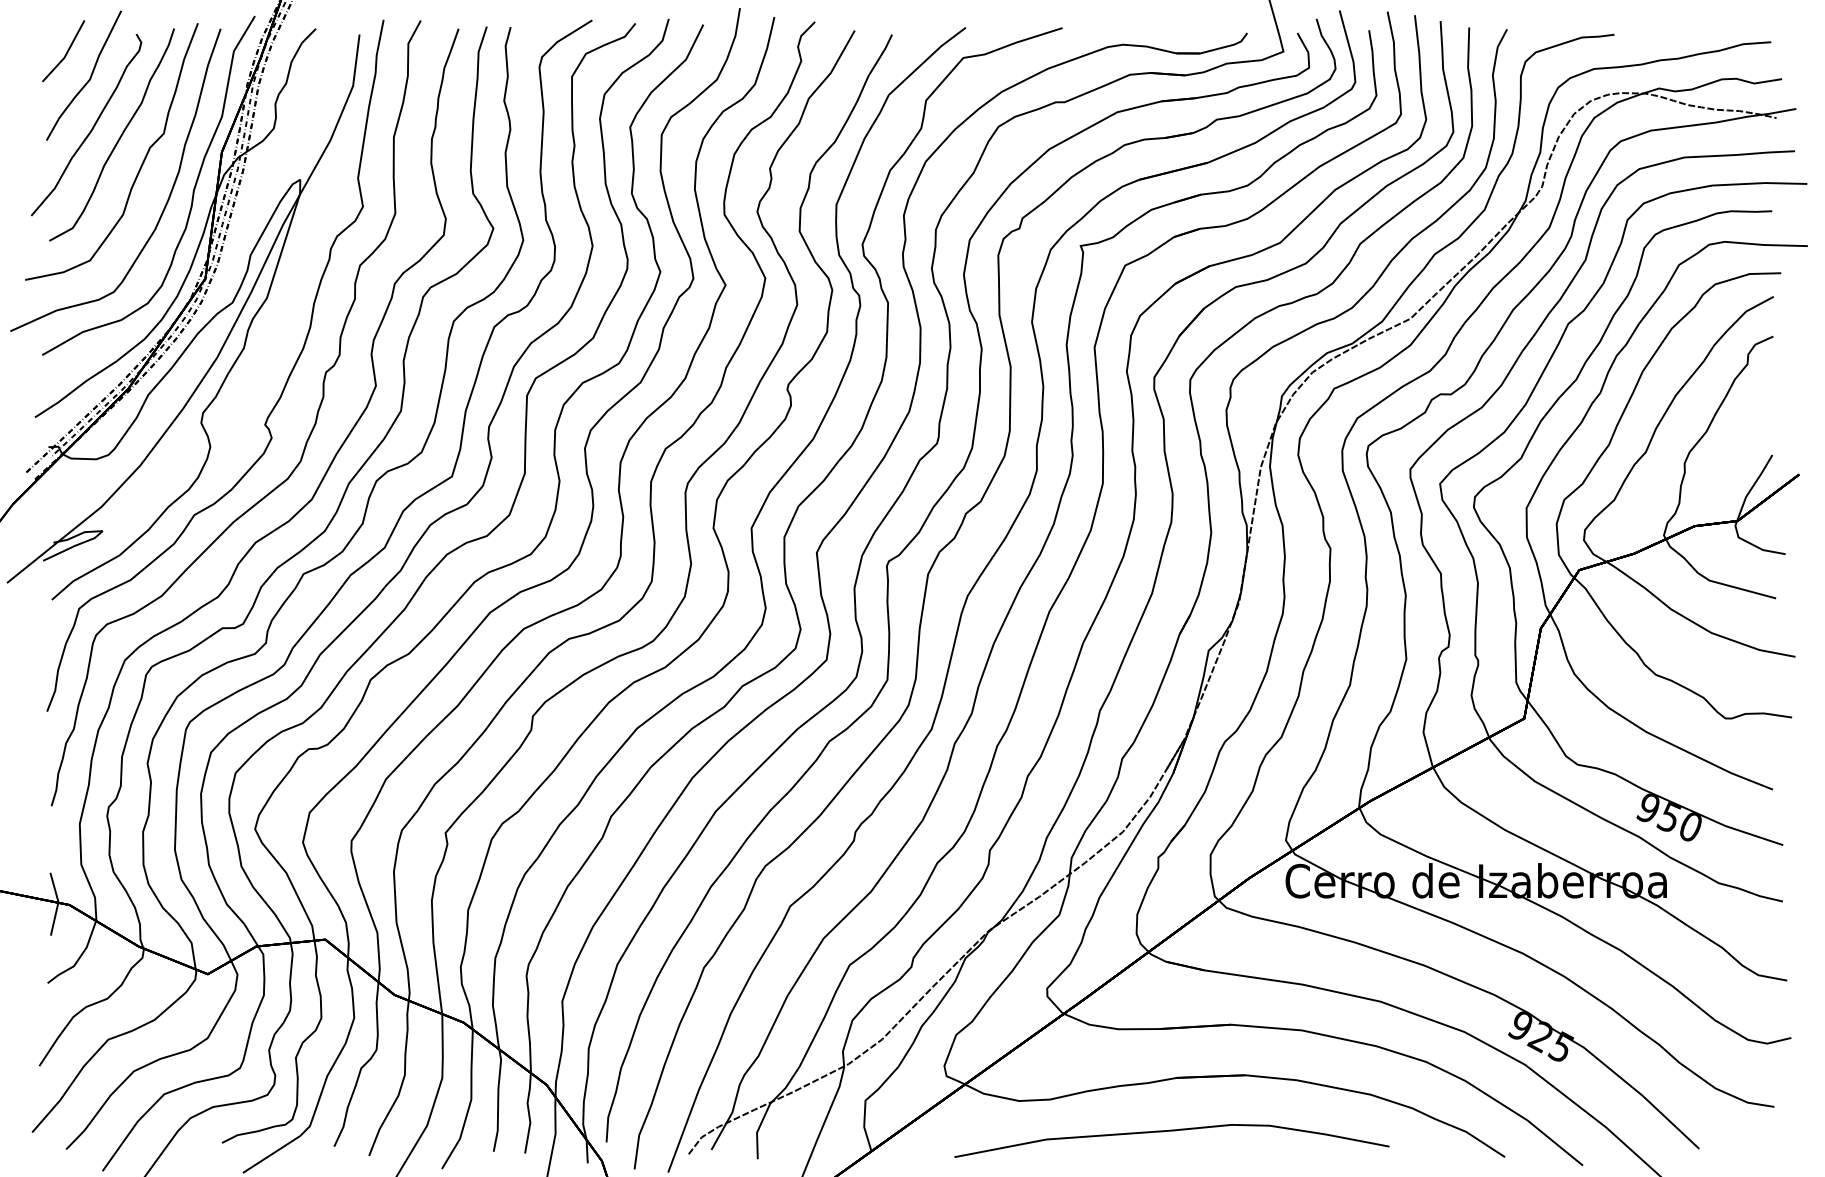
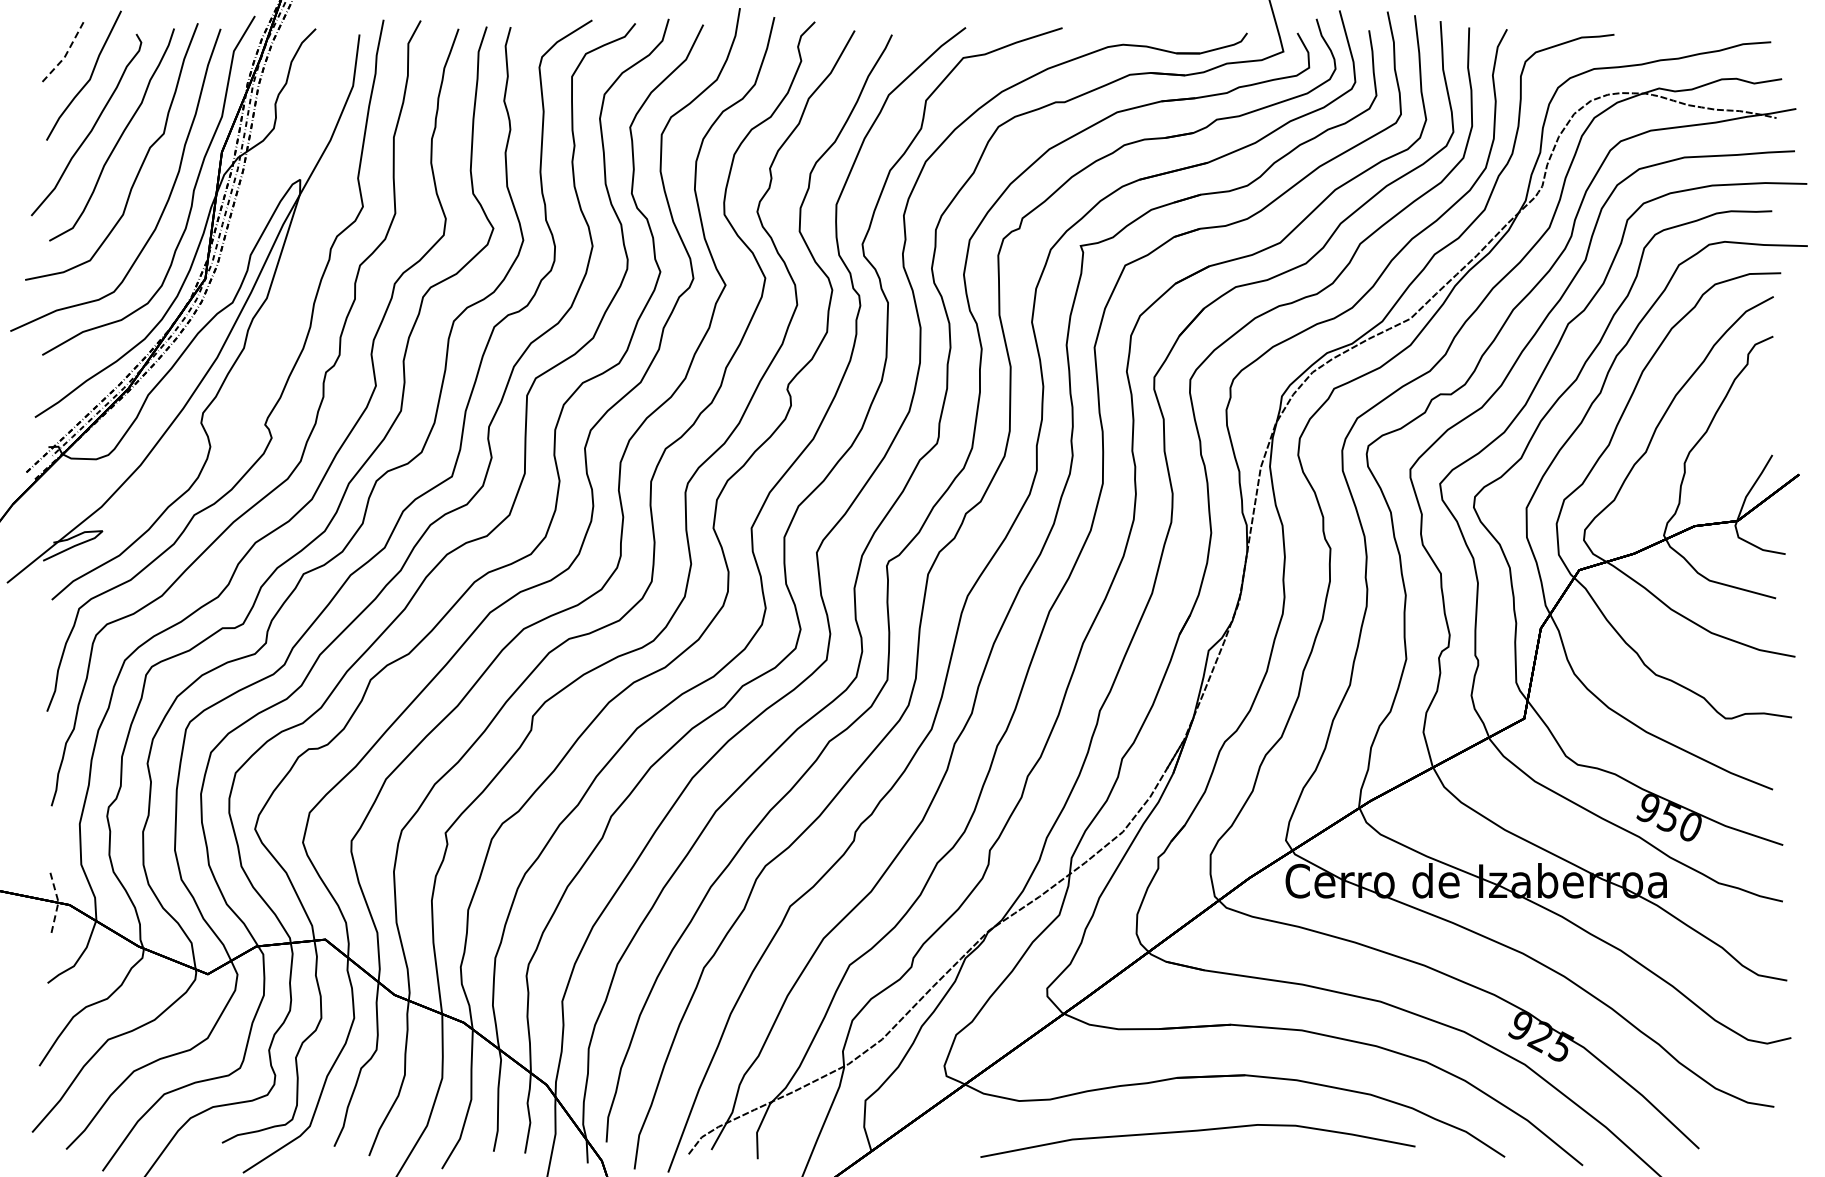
line: solid -> dashed (66, 53)
line: solid -> dashed (58, 904)
curve position: (1171, 1131) -> (1197, 1131) (1197, 1131)
